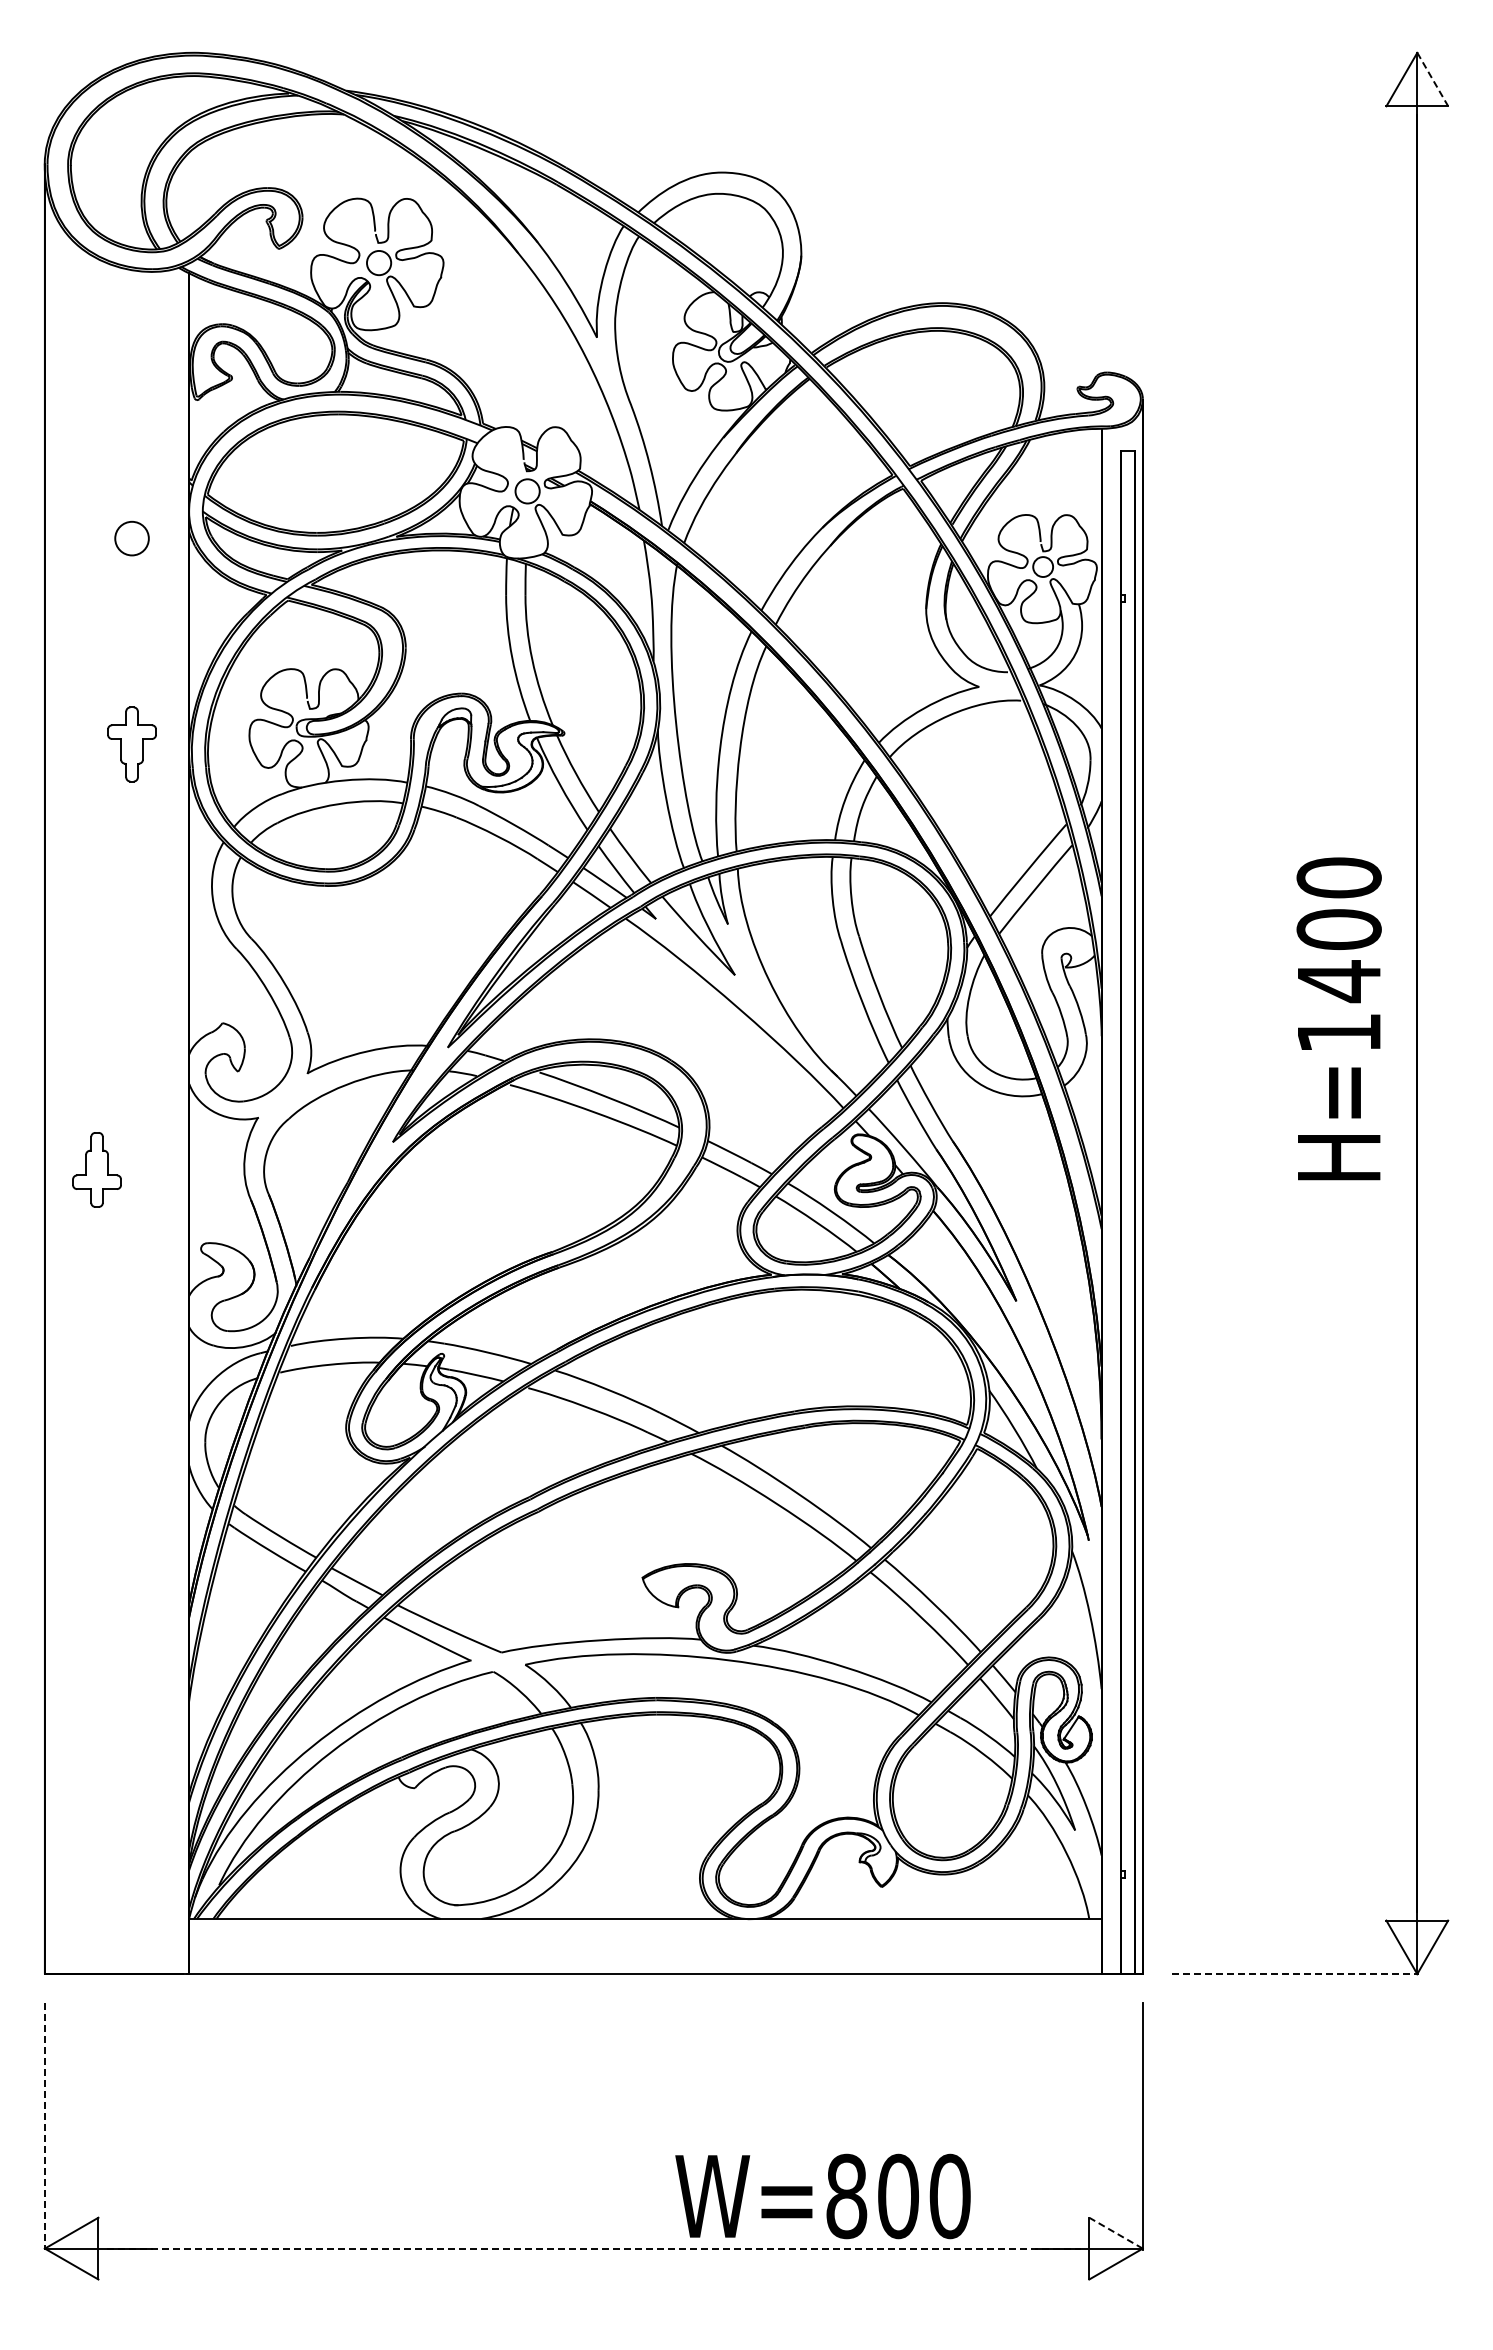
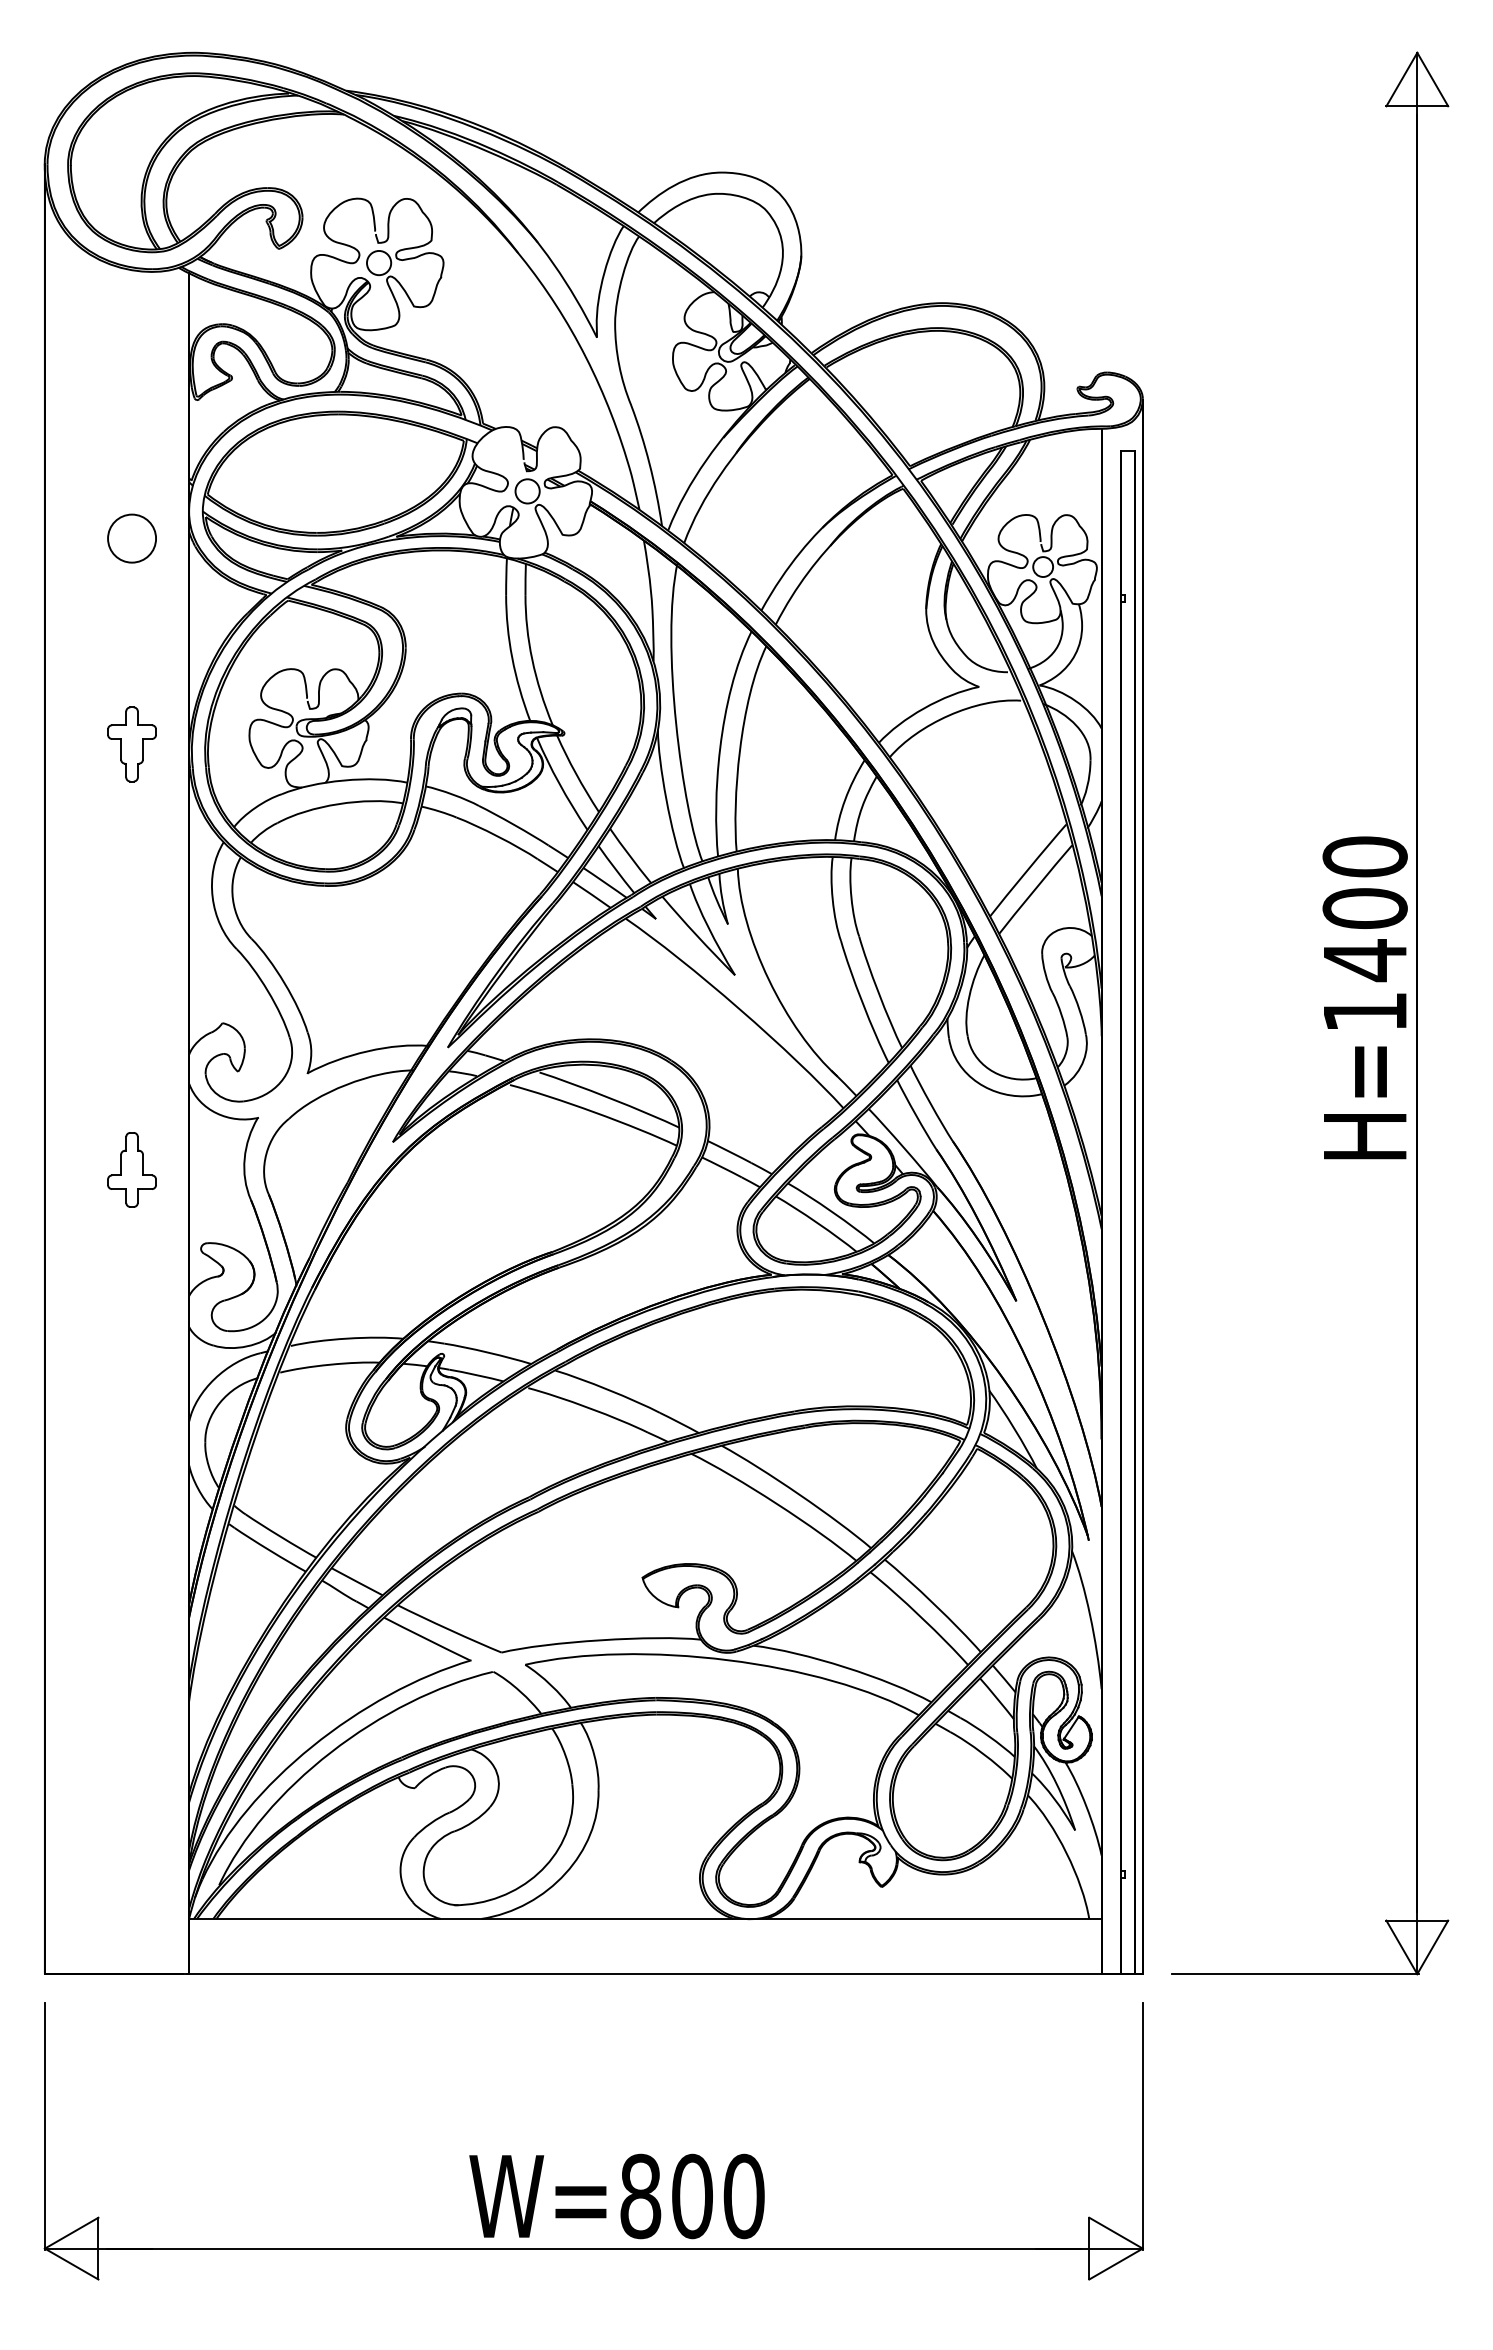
line: dashed -> solid (1432, 79)
circle diameter: 34 px -> 48 px (132, 538)
text position: (1338, 1018) -> (1364, 997) (1364, 997)
part position: (96, 1169) -> (131, 1169) (131, 1169)
line: dashed -> solid (1295, 1974)
line: dashed -> solid (44, 2126)
text position: (822, 2196) -> (616, 2196) (616, 2196)
line: dashed -> solid (1116, 2233)
line: dashed -> solid (594, 2248)
